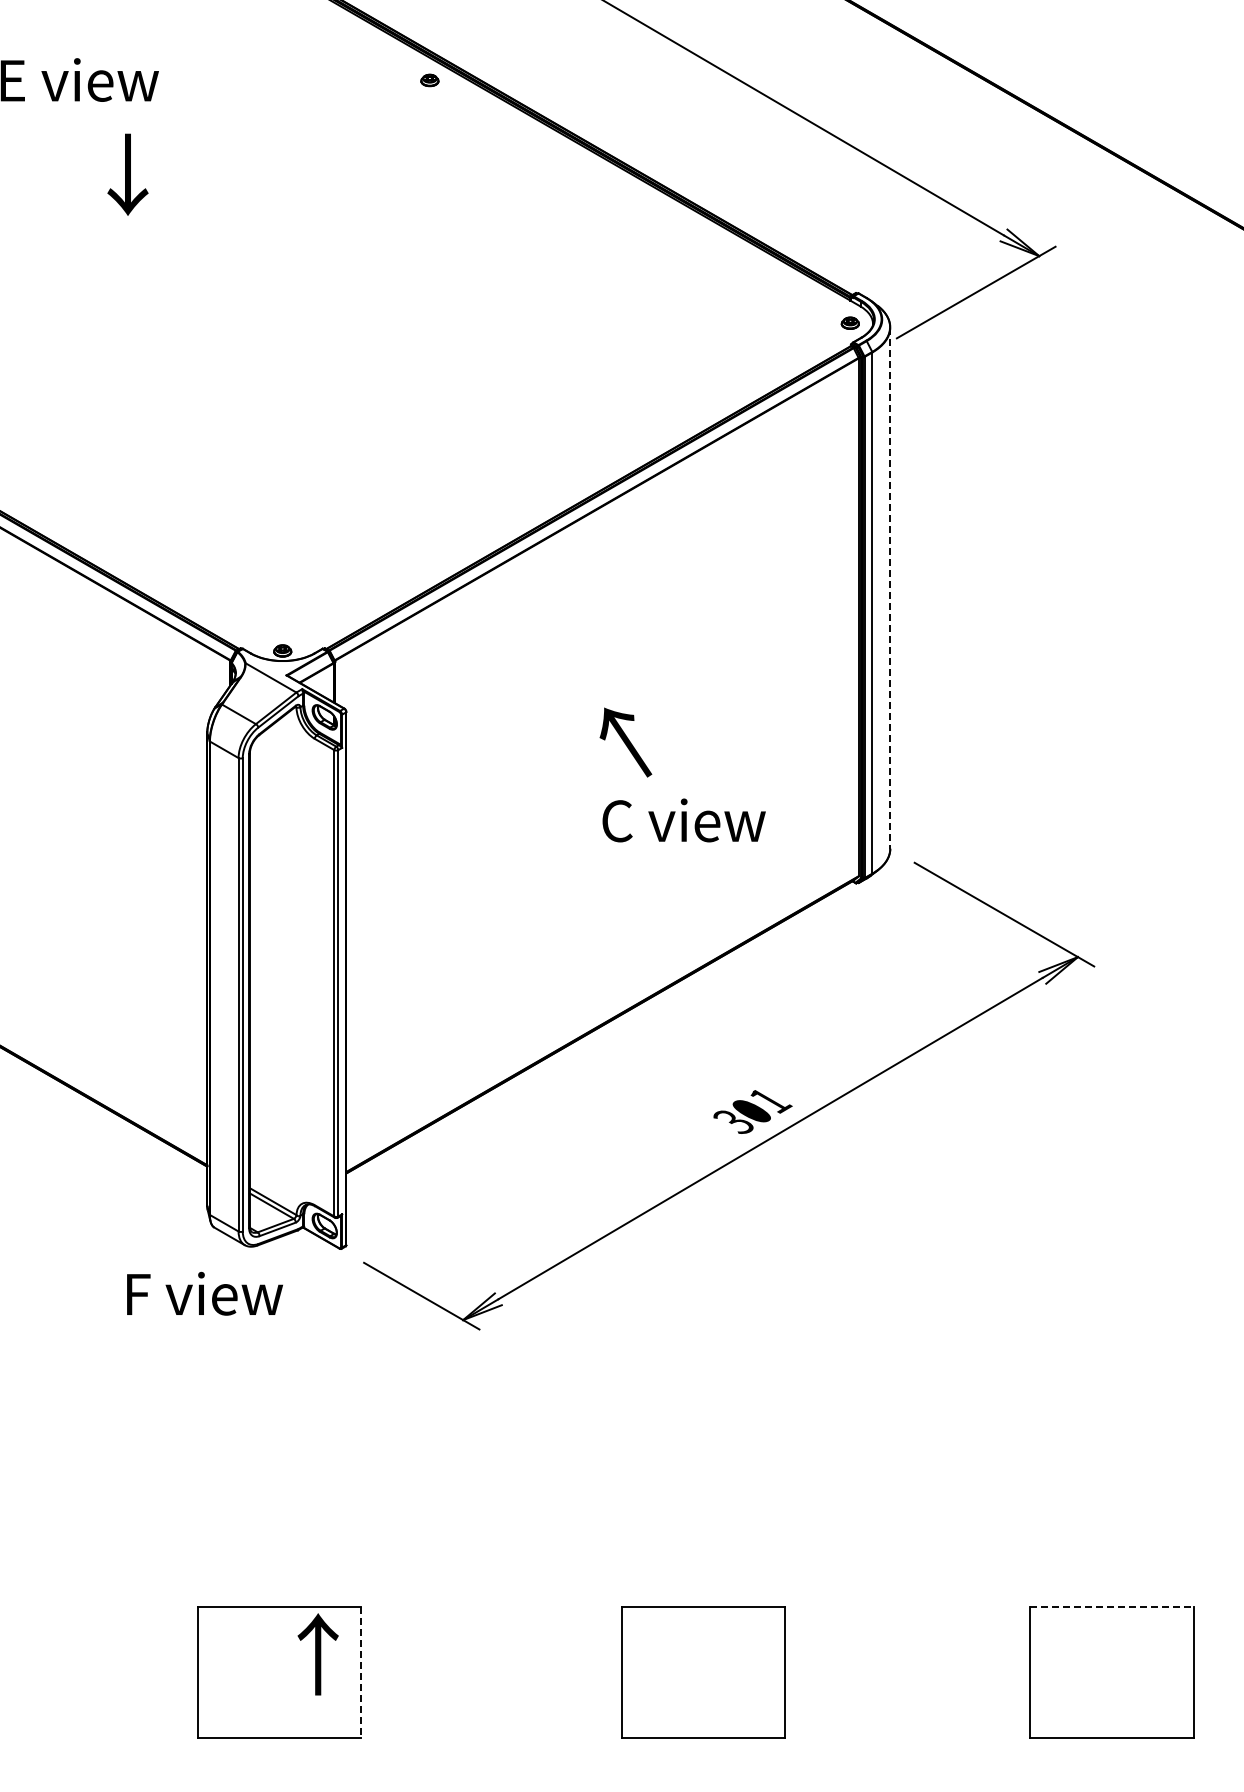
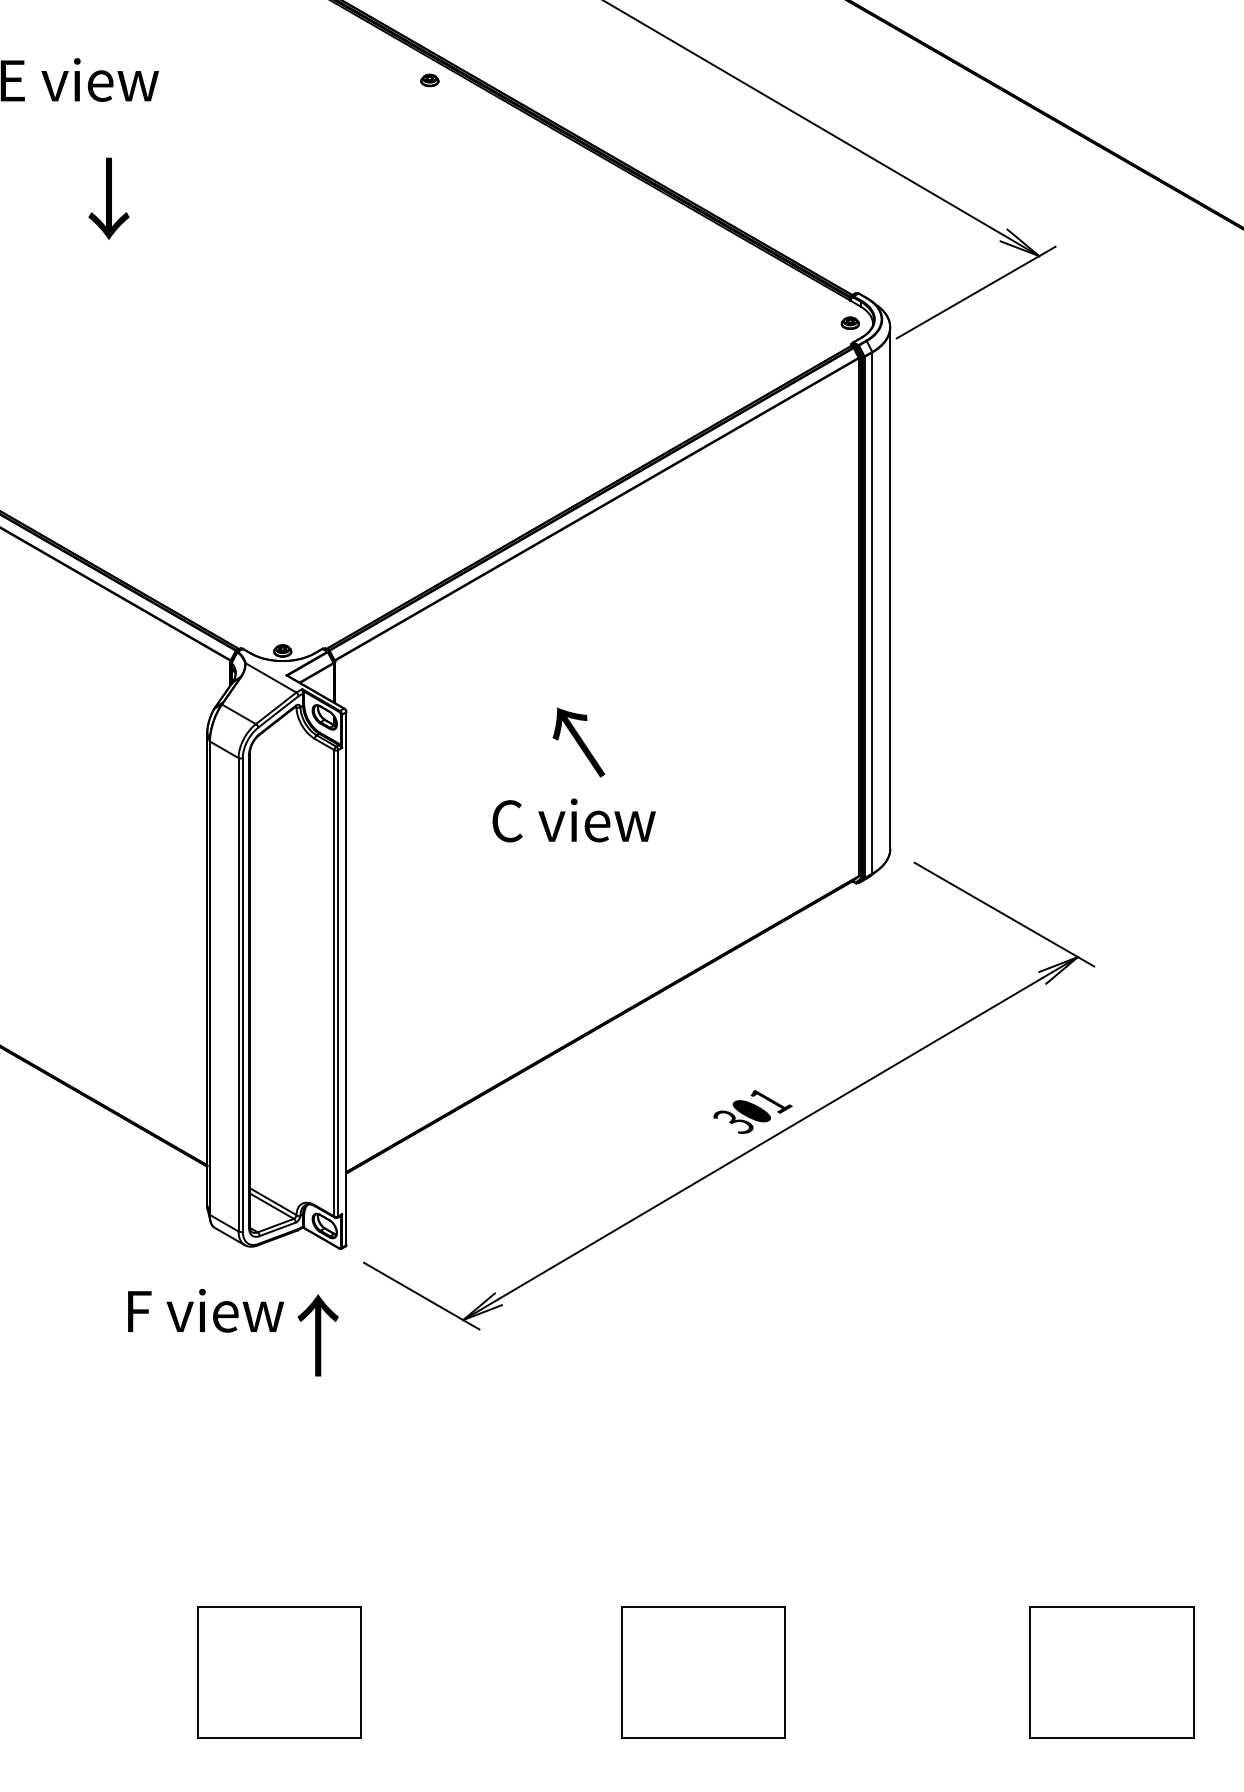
text position: (127, 174) -> (108, 198) (108, 198)
line: dashed -> solid (890, 588)
text position: (625, 742) -> (578, 742) (578, 742)
text position: (683, 820) -> (573, 820) (573, 820)
text position: (204, 1293) -> (205, 1310) (205, 1310)
line: dashed -> solid (1112, 1607)
text position: (317, 1654) -> (317, 1335) (317, 1335)
line: dashed -> solid (361, 1673)
